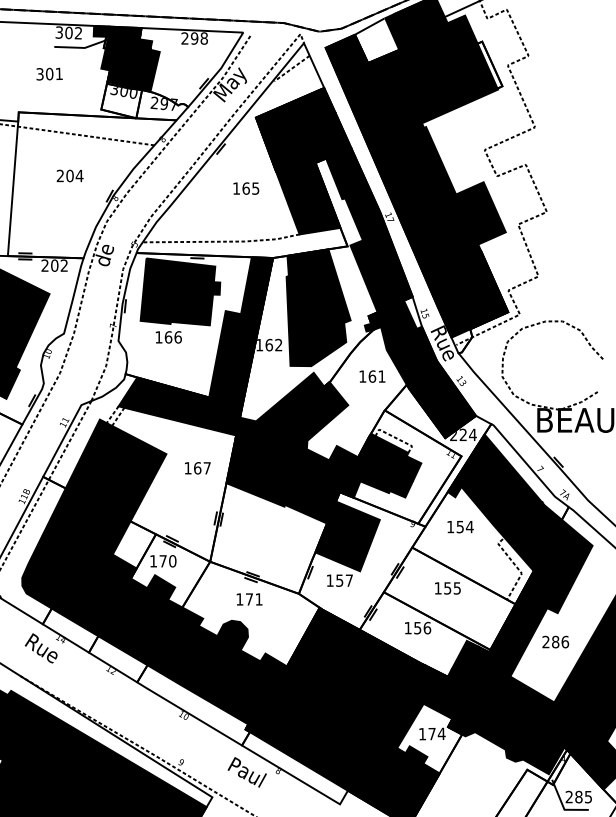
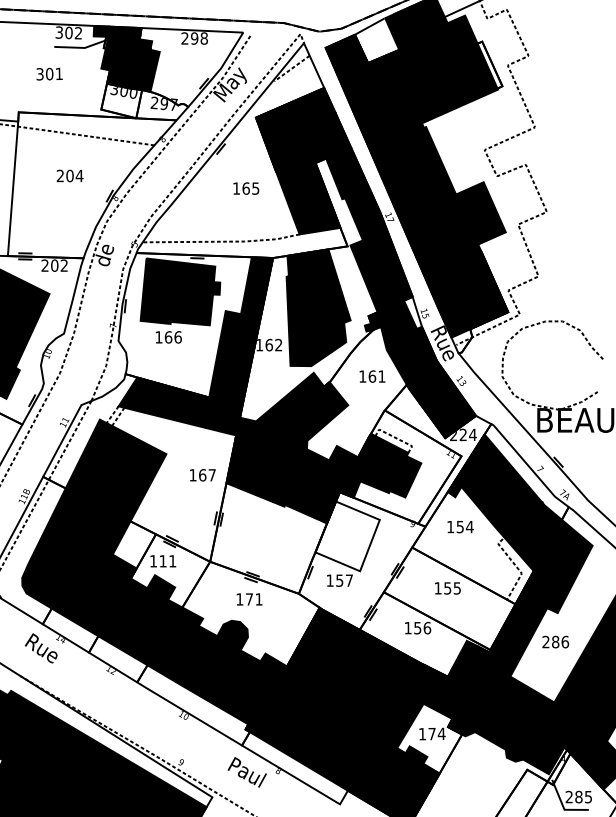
text position: (197, 468) -> (202, 475) (202, 475)
fill: present -> none (347, 536)
text: 170 -> 111 (167, 561)
